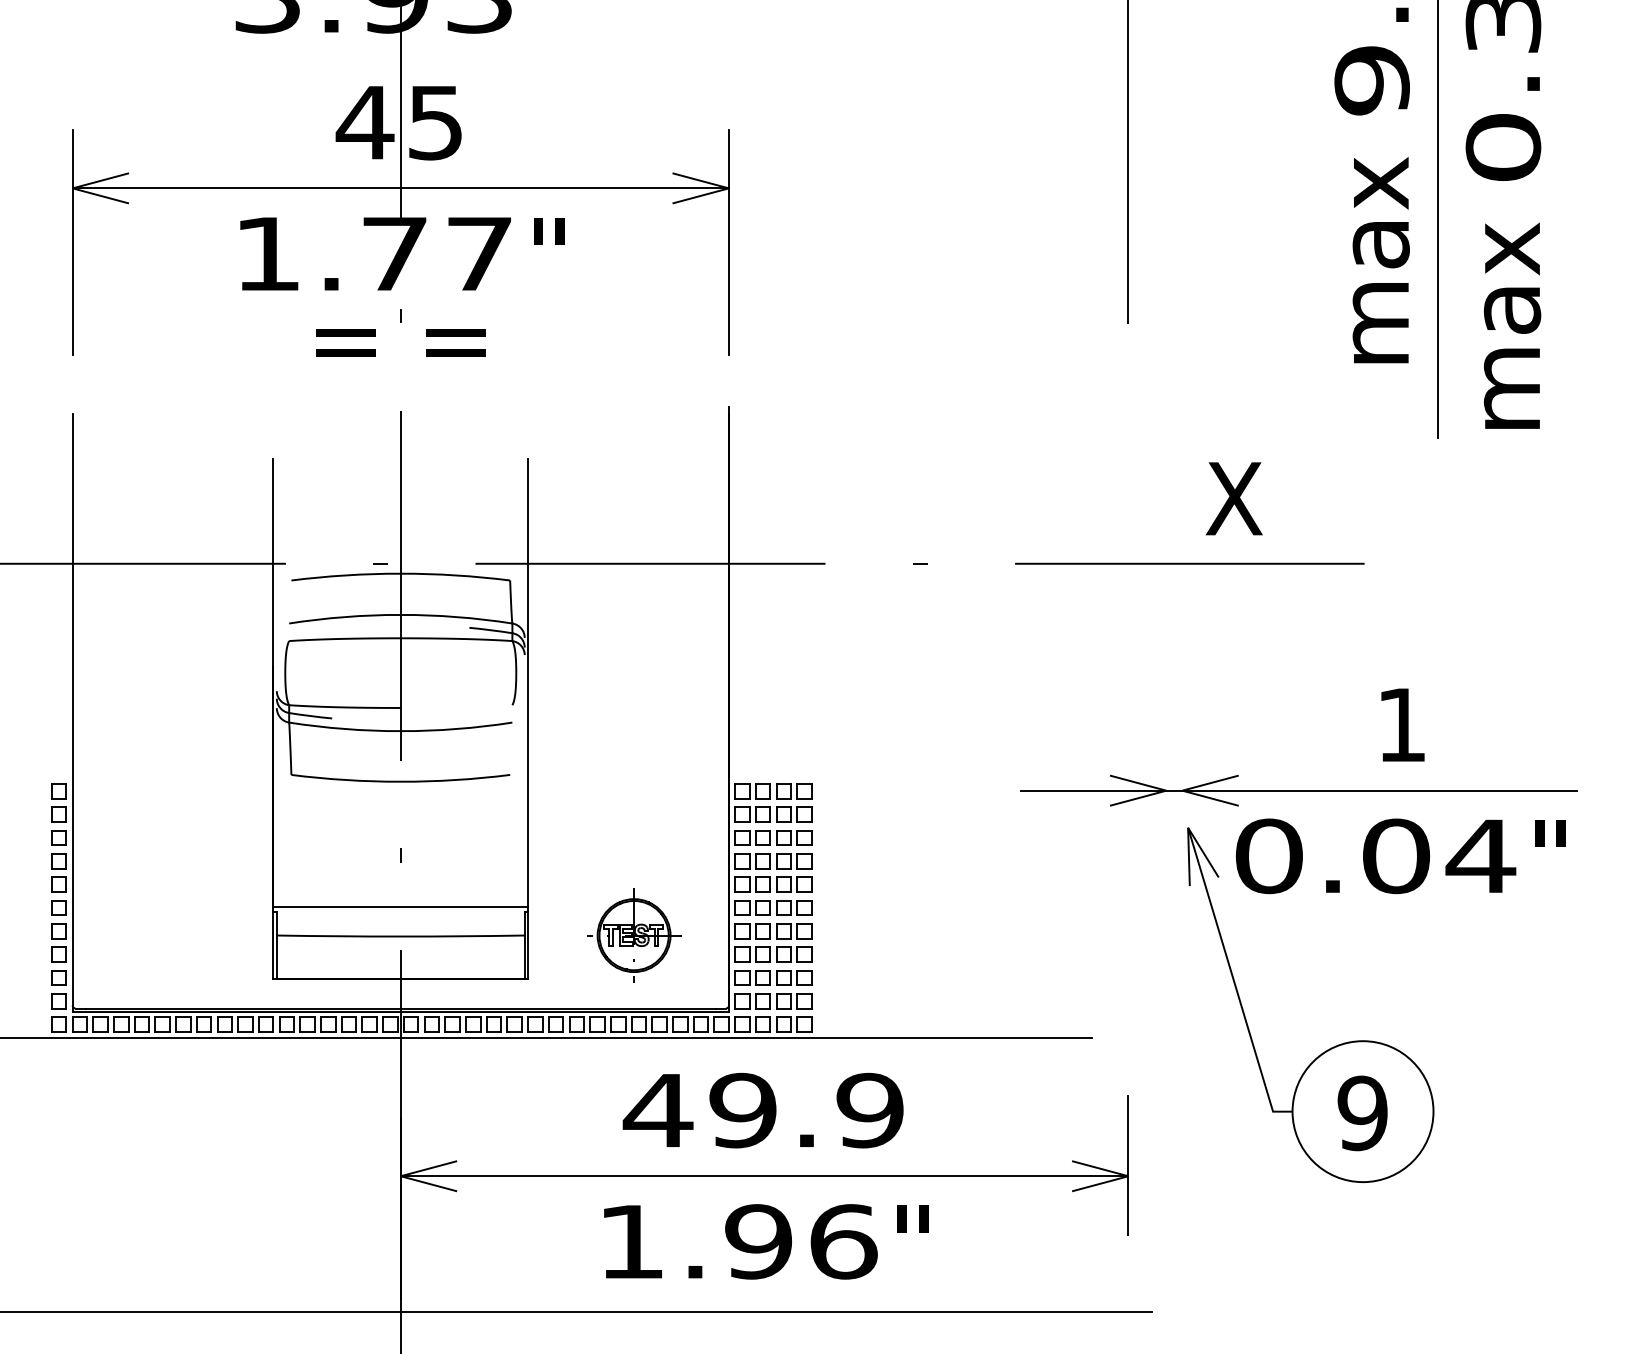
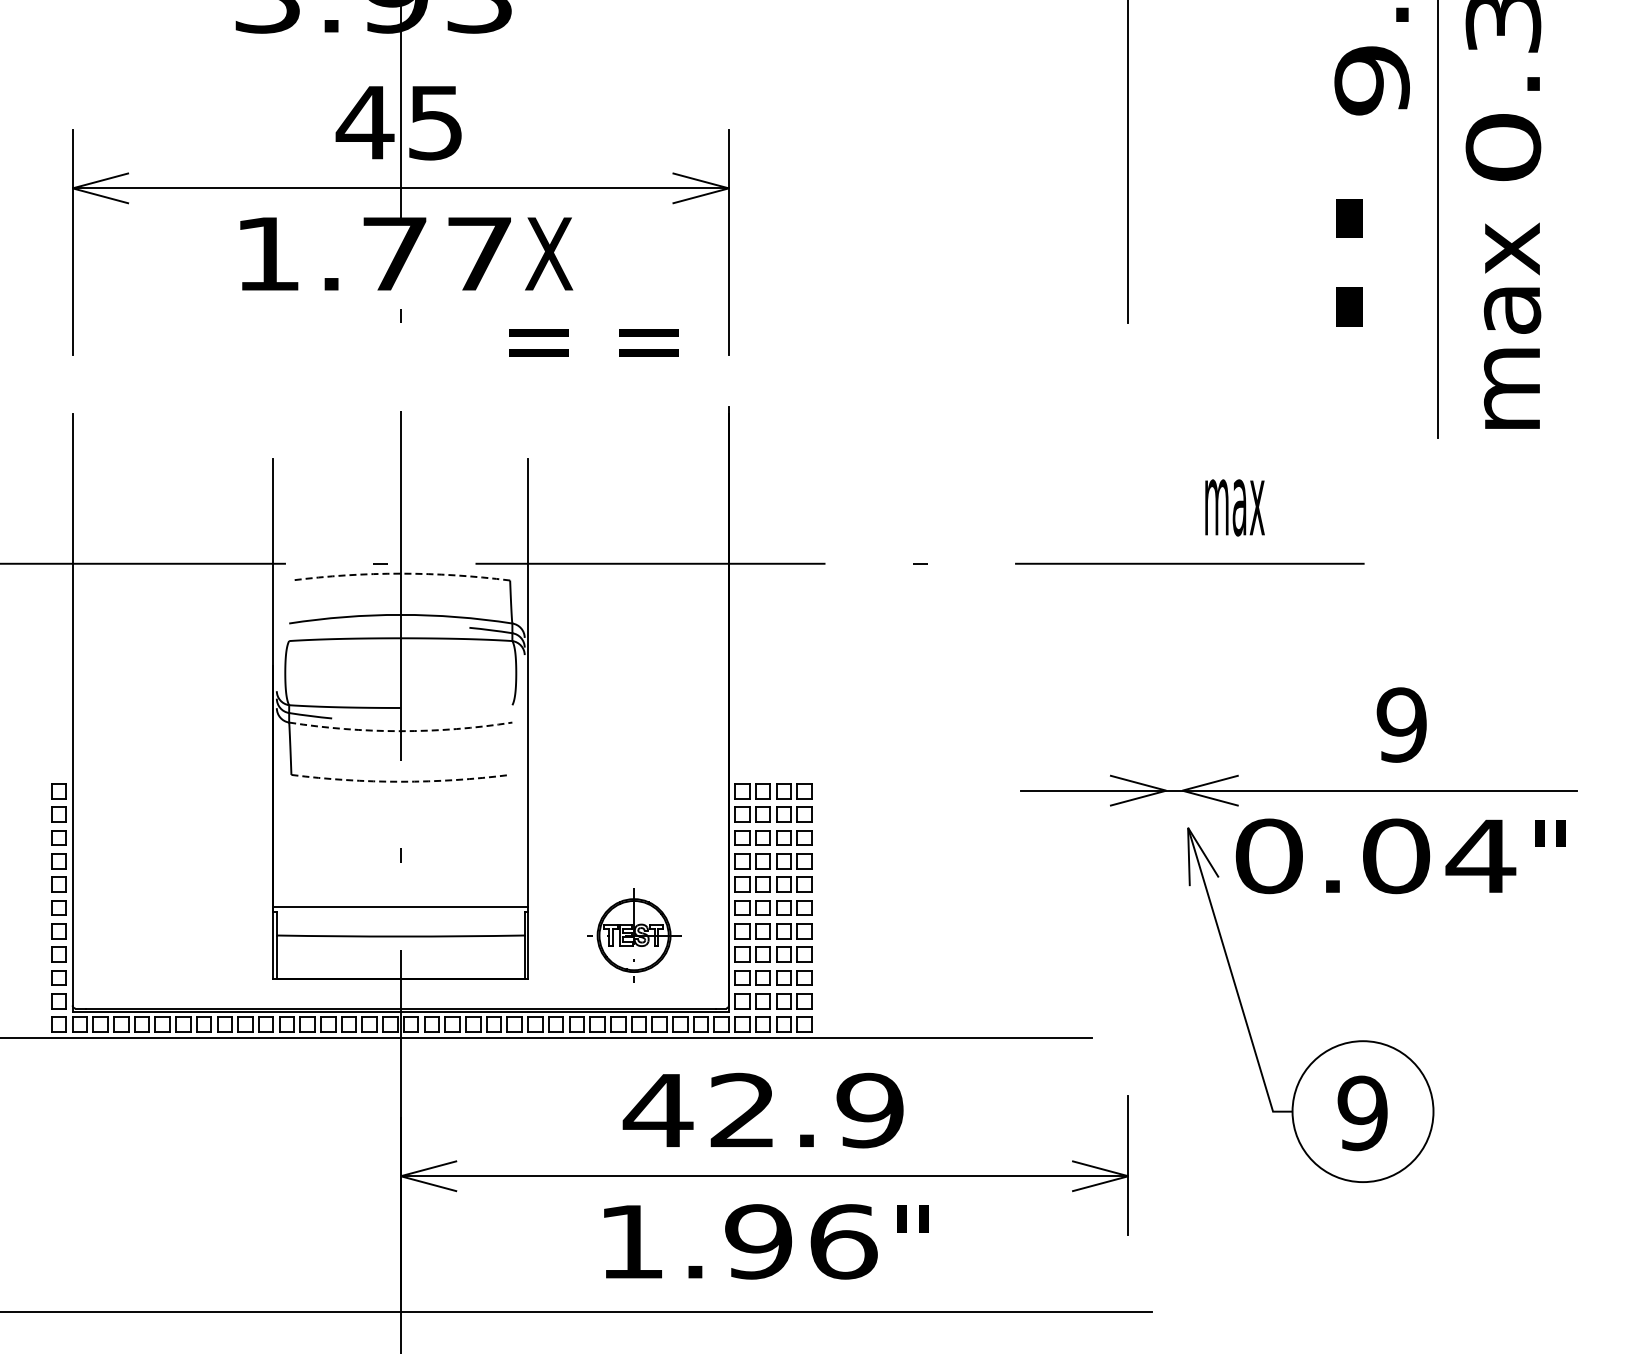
text: " -> X (549, 253)
text: max -> " (1372, 260)
text position: (400, 342) -> (593, 342) (593, 342)
text: X -> max (1234, 499)
arc: solid -> dashed (400, 573)
text: 1 -> 9 (1401, 724)
arc: solid -> dashed (400, 731)
arc: solid -> dashed (400, 781)
text: 49.9 -> 42.9 (742, 1110)
